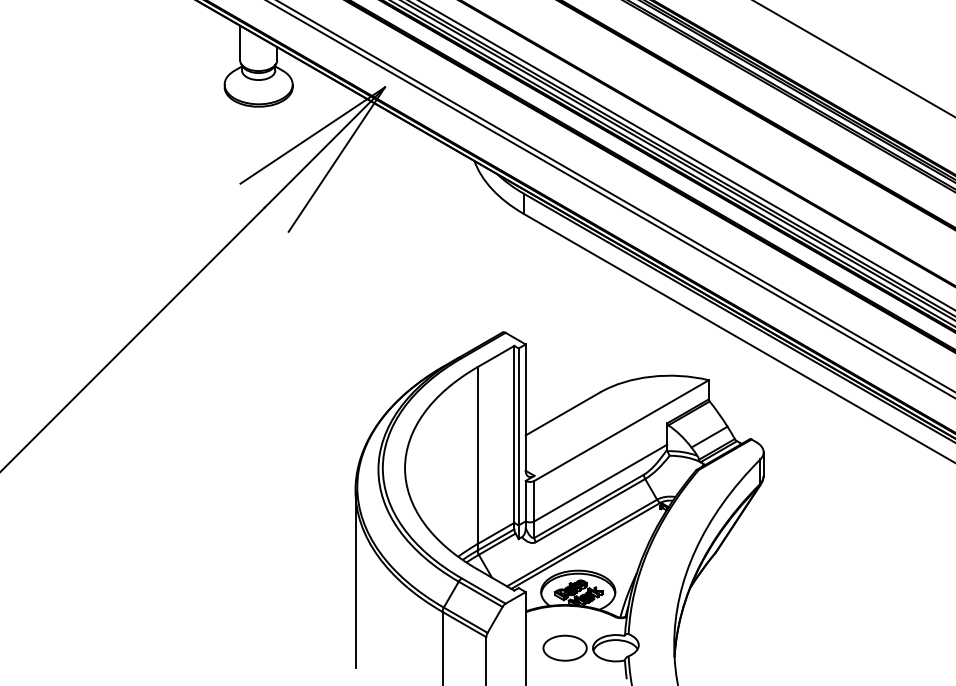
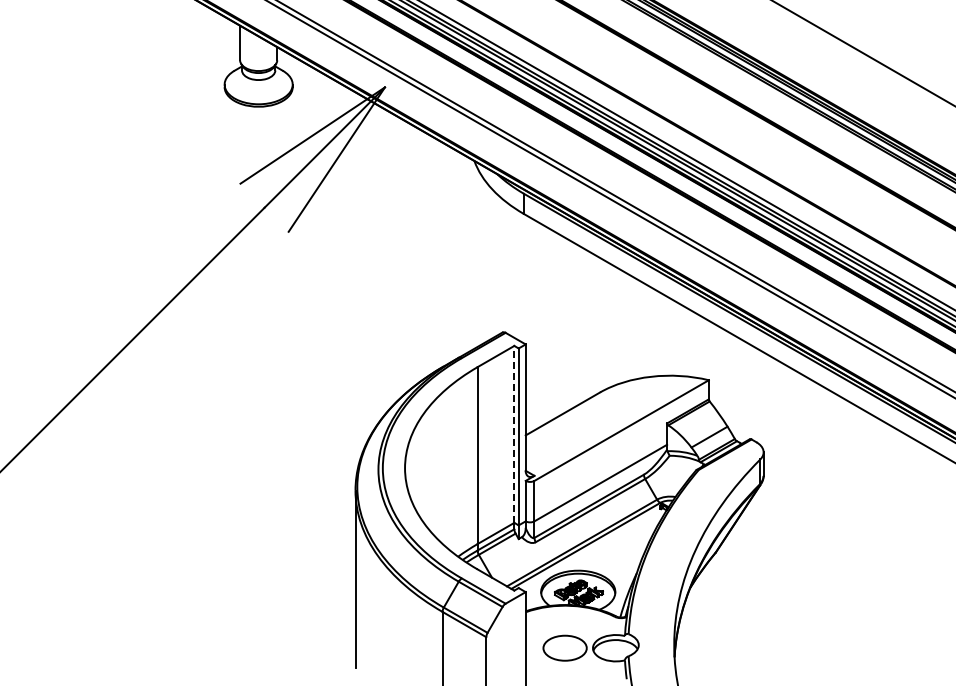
line position: (854, 58) -> (863, 53) (863, 53)
line: solid -> dashed (514, 433)
